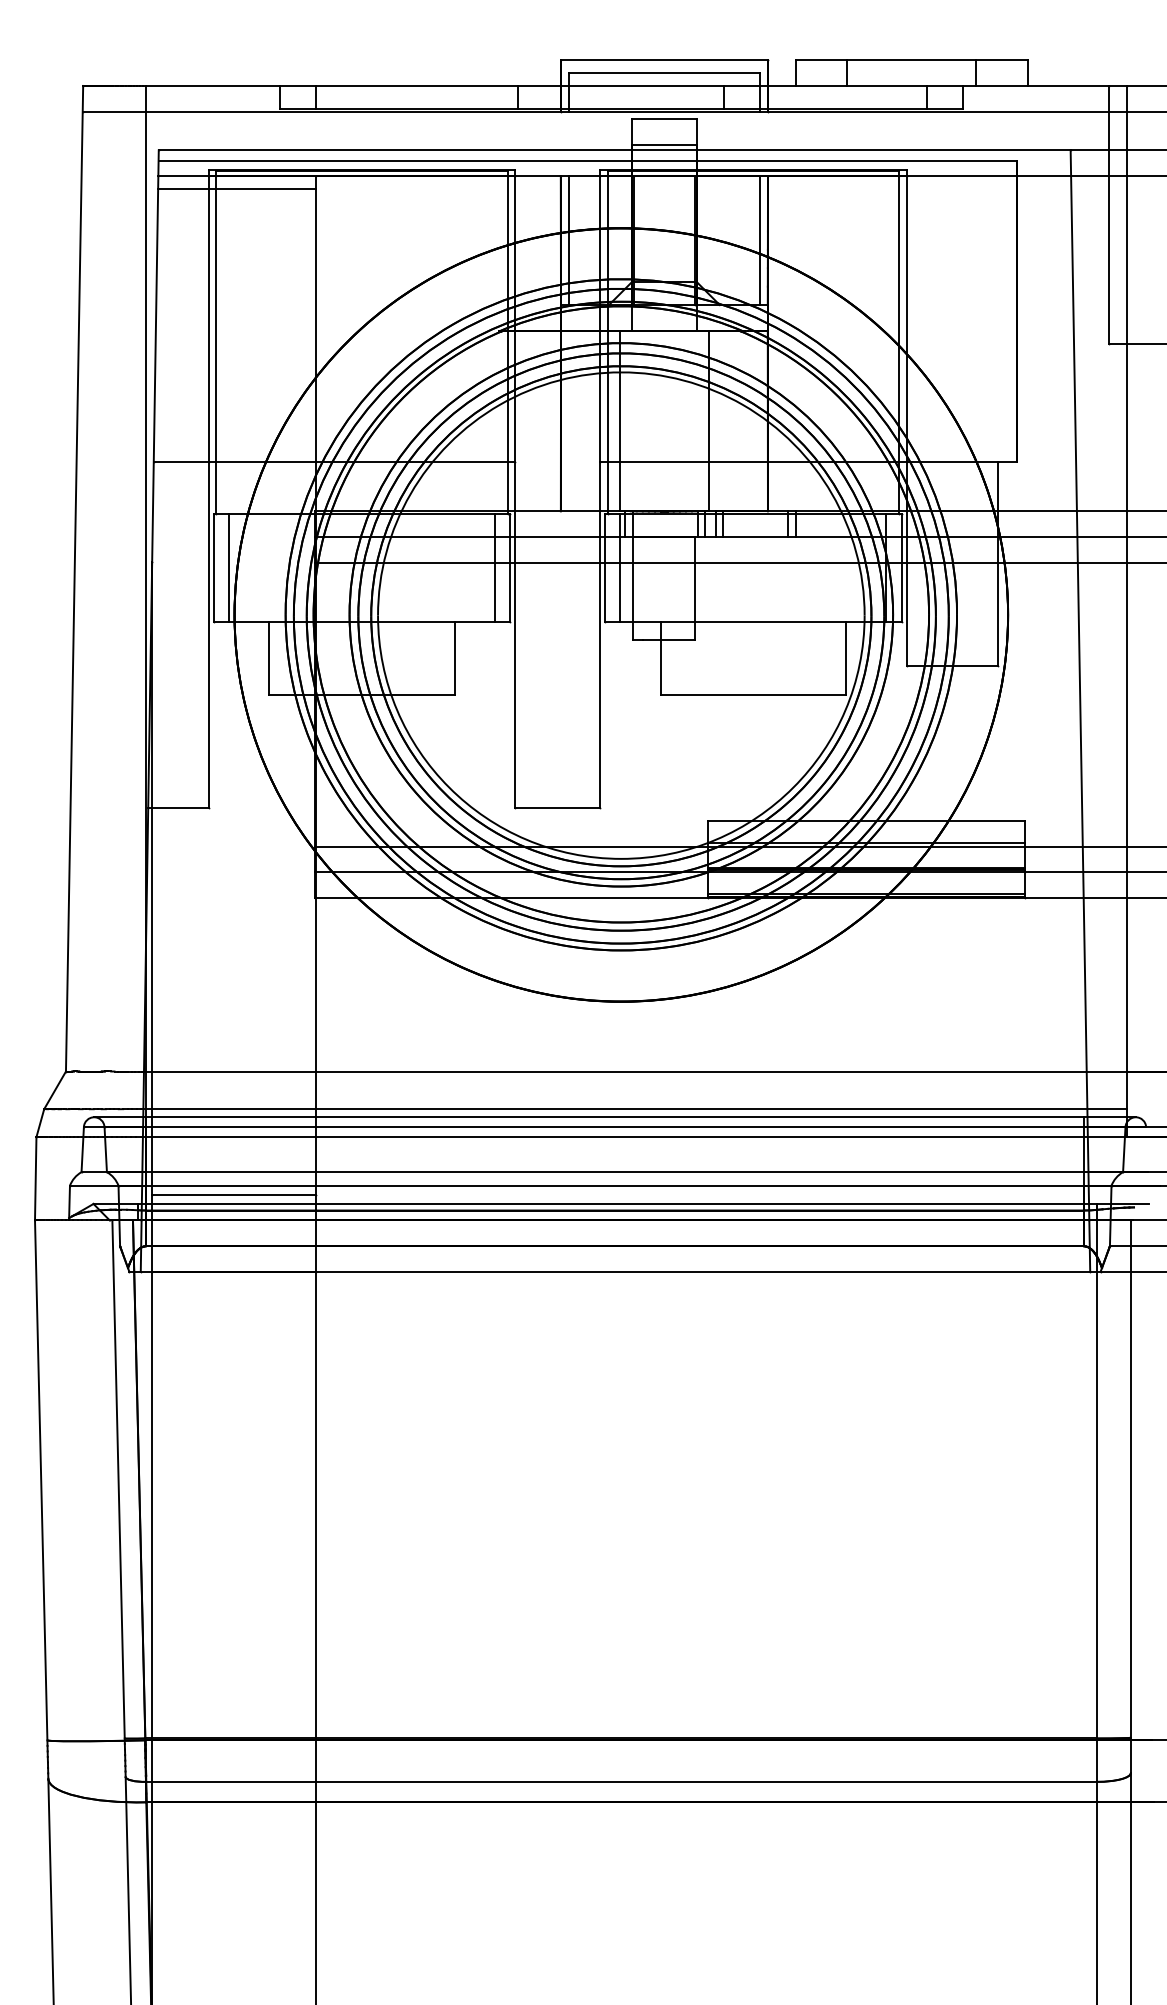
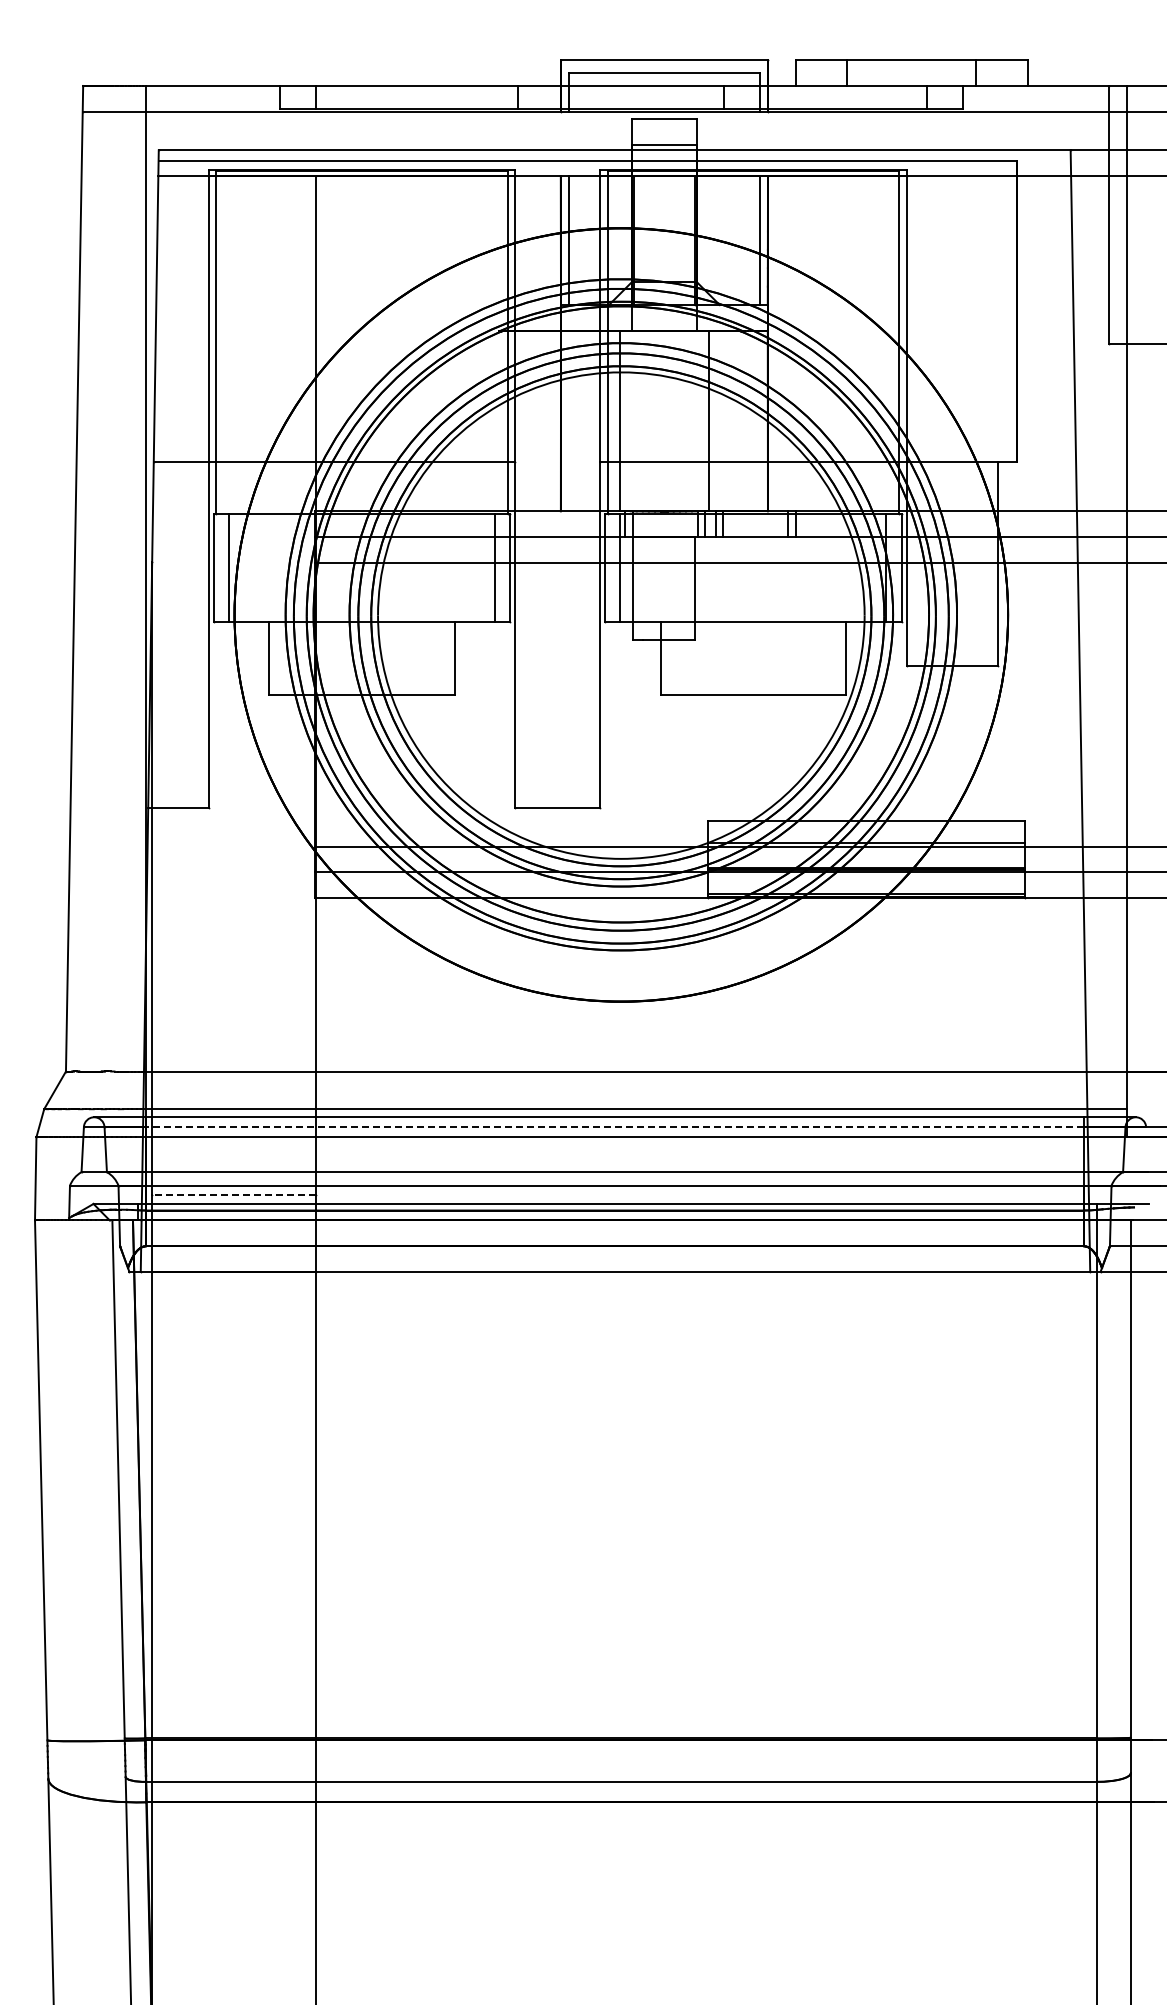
line: present -> none (236, 188)
line: solid -> dashed (614, 1127)
line: solid -> dashed (234, 1194)
